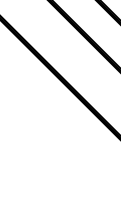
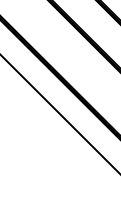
line: none -> present (59, 113)
